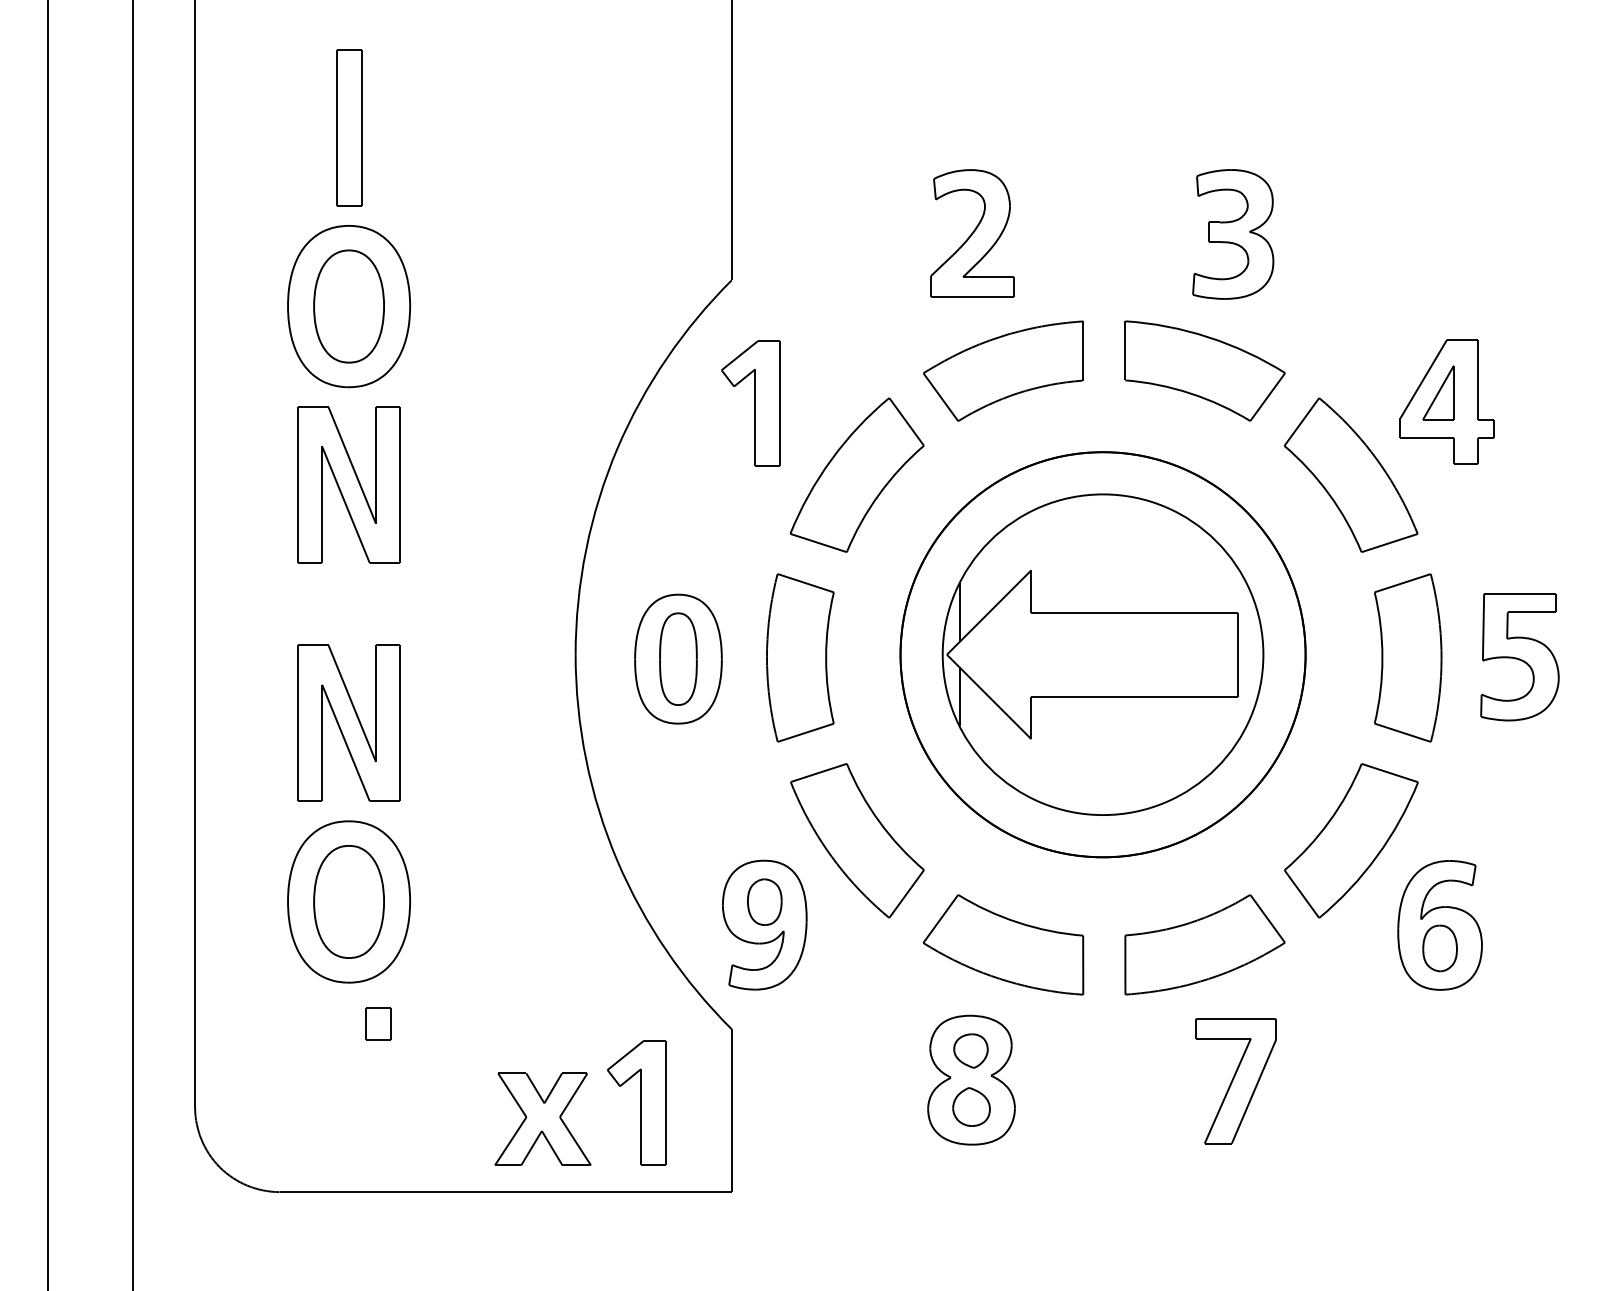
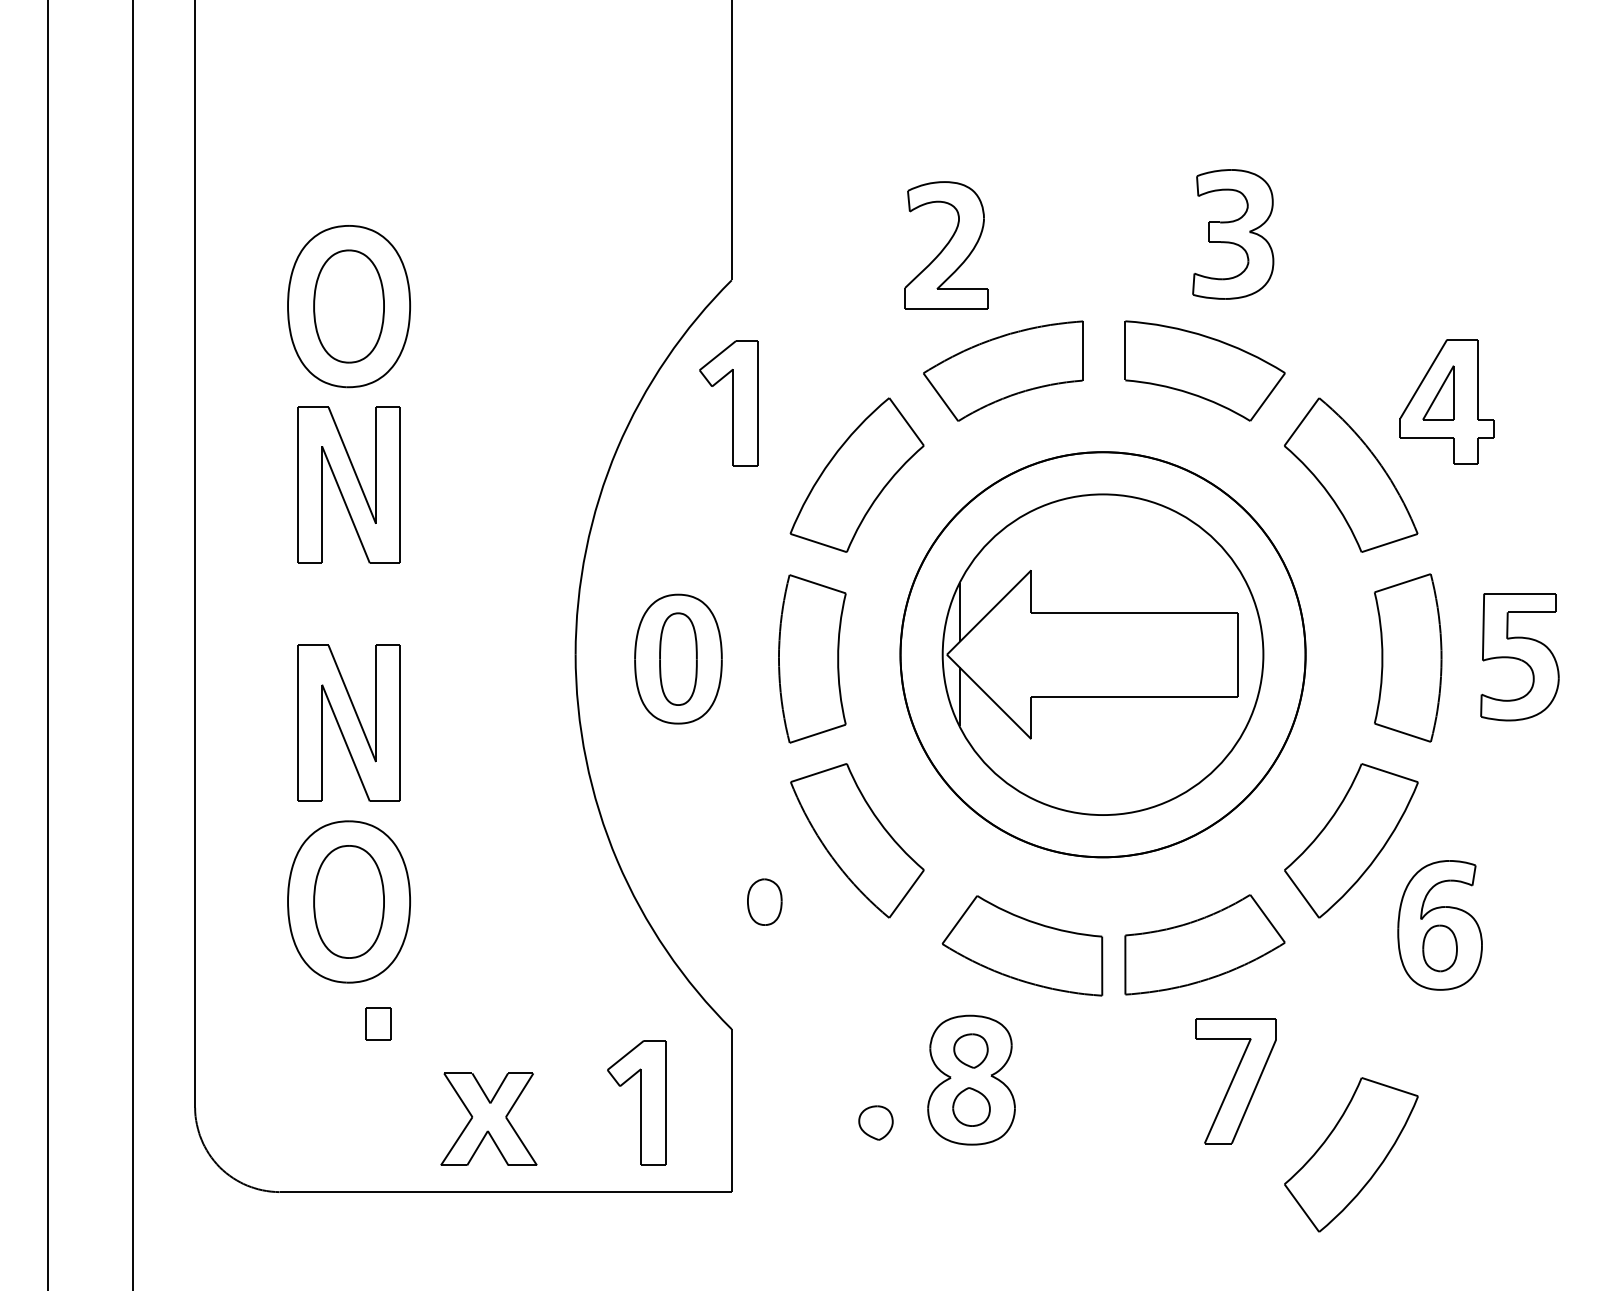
part: present -> none (349, 127)
part position: (972, 233) -> (946, 245) (946, 245)
part position: (750, 403) -> (728, 403) (728, 403)
part position: (800, 657) -> (812, 658) (812, 658)
part: present -> none (764, 924)
part position: (1003, 944) -> (1022, 945) (1022, 945)
part position: (542, 1118) -> (488, 1118) (488, 1118)
part: none -> present (875, 1122)
part: none -> present (1351, 1154)
